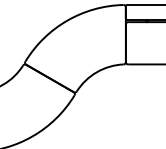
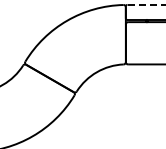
line: solid -> dashed (146, 4)
